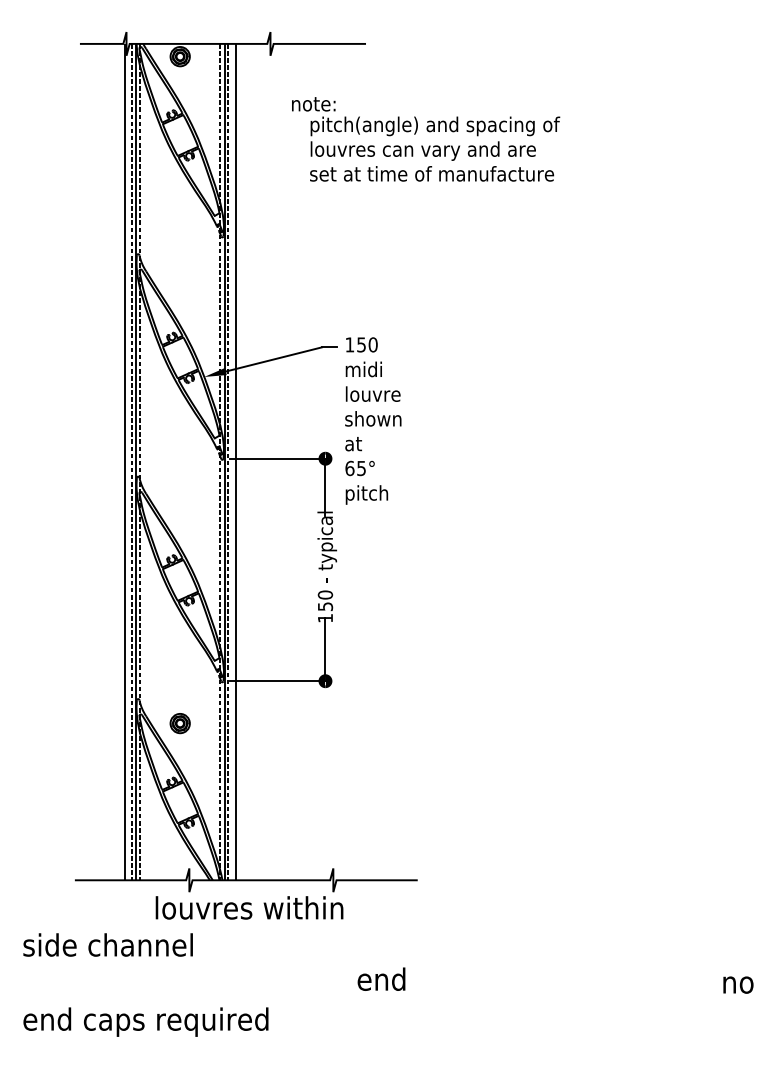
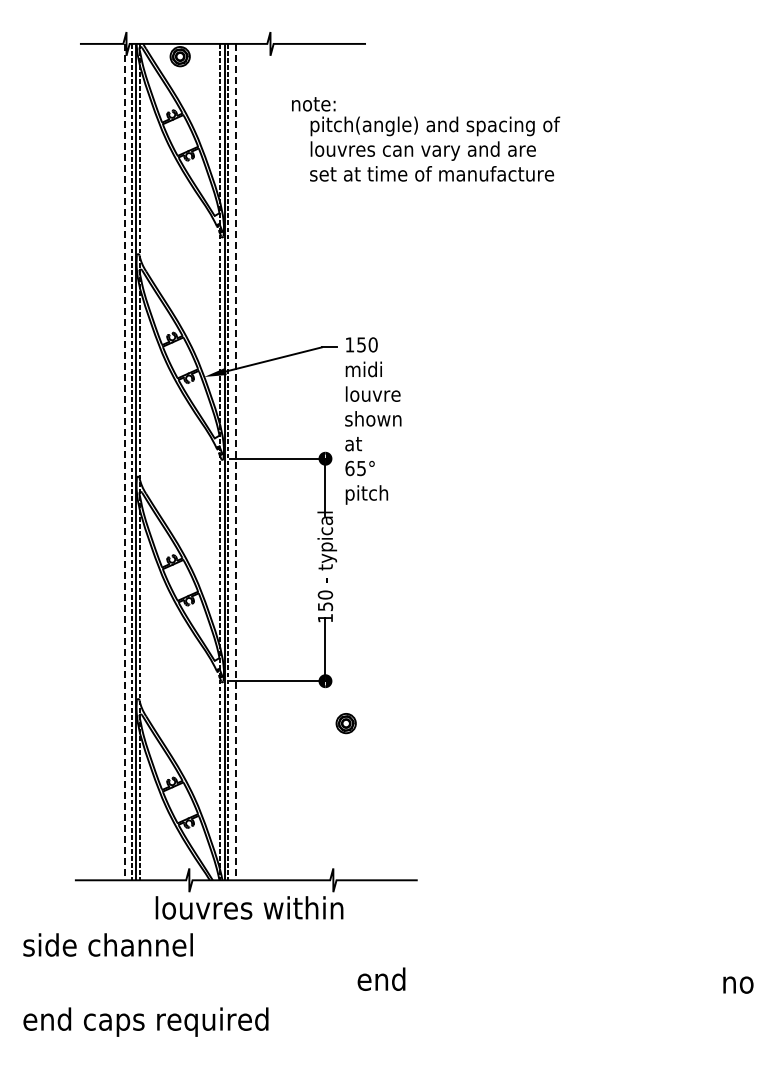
line: solid -> dashed (124, 462)
line: solid -> dashed (235, 462)
part position: (179, 723) -> (345, 723) (345, 723)
